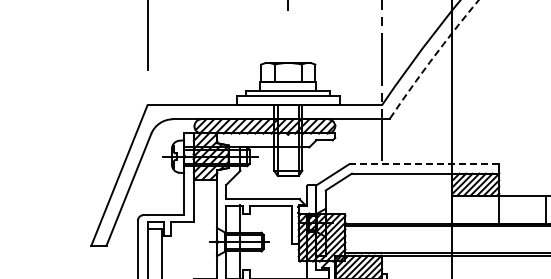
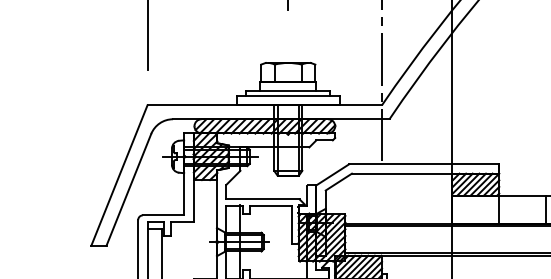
arc: dashed -> solid (433, 58)
line: dashed -> solid (424, 164)
